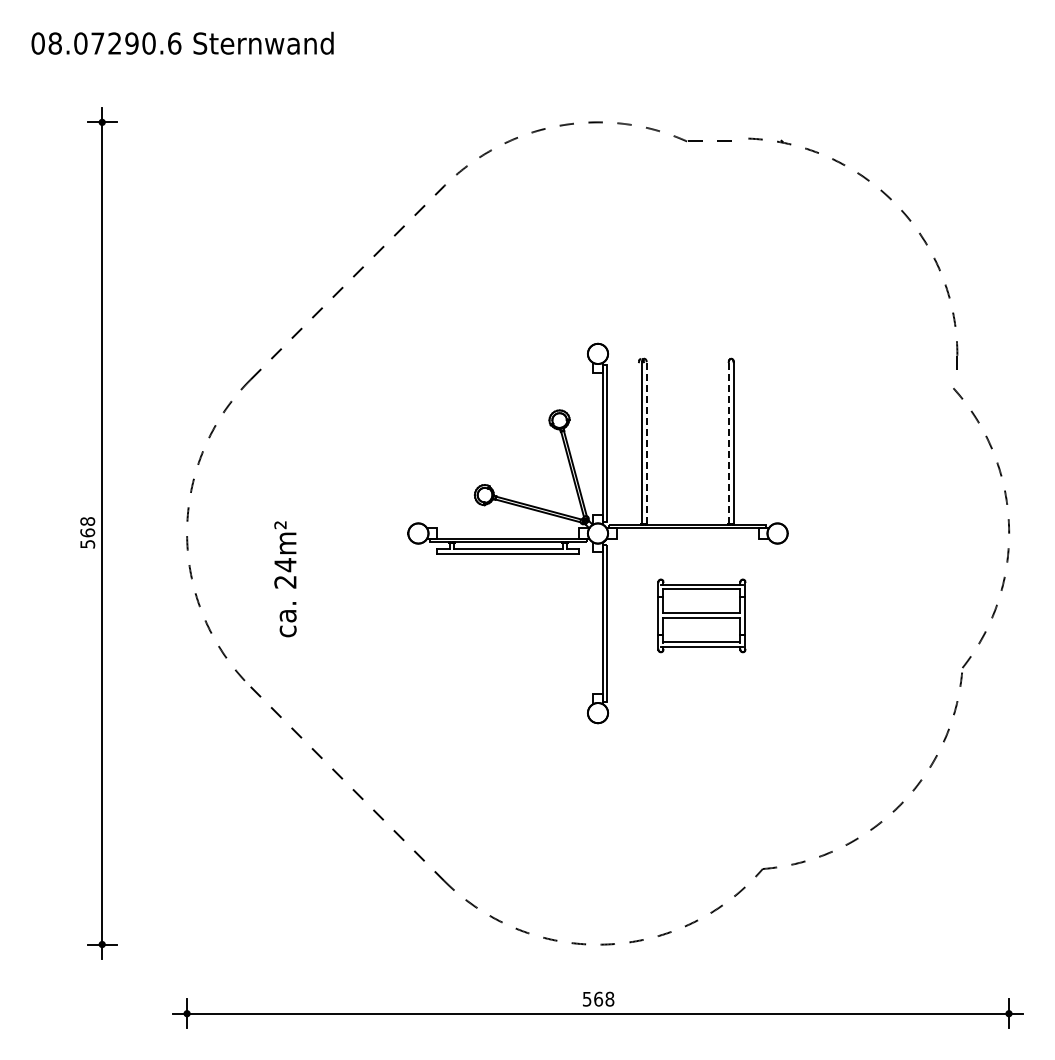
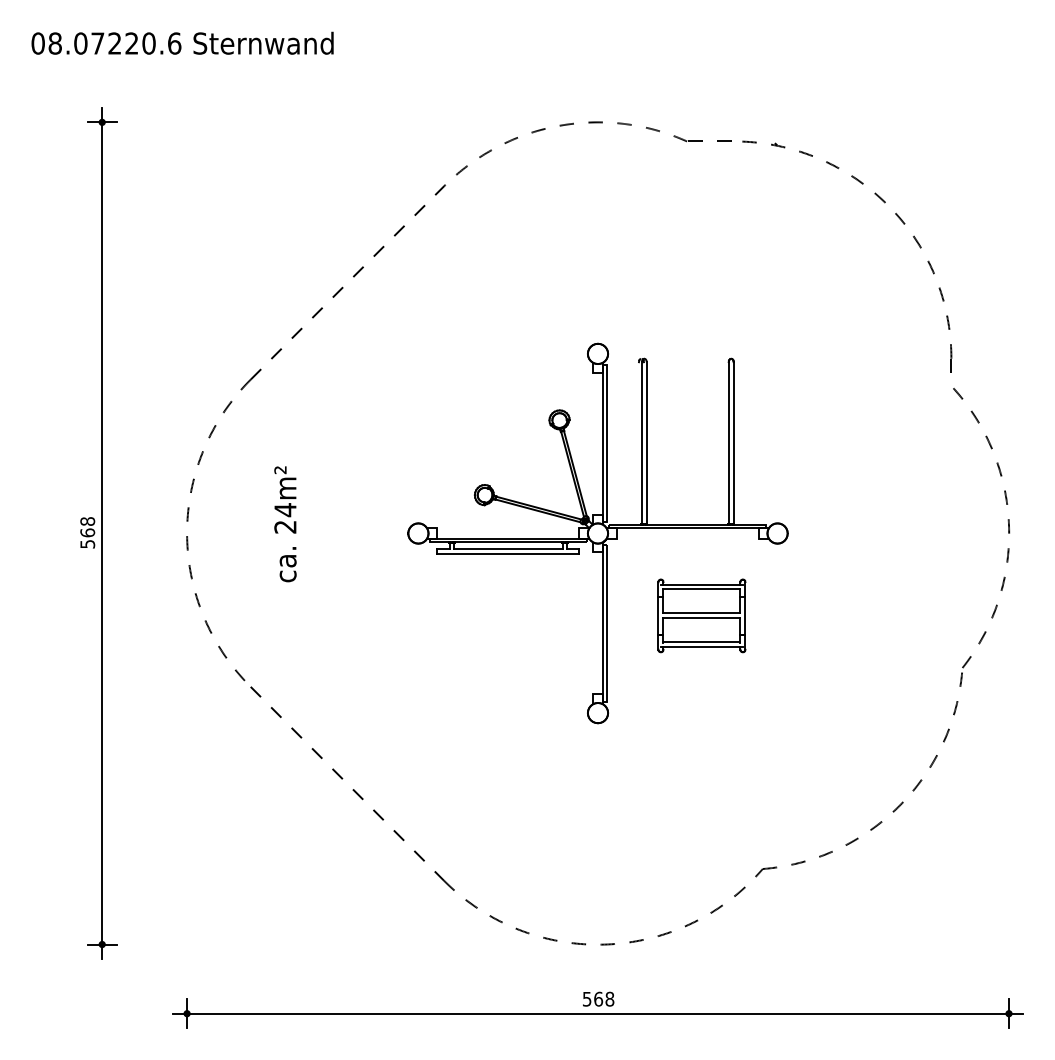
text: 08.07290.6 -> 08.07220.6 (131, 43)
part position: (904, 215) -> (898, 218) (898, 218)
line: dashed -> solid (646, 442)
line: dashed -> solid (728, 442)
text position: (285, 579) -> (285, 524) (285, 524)
